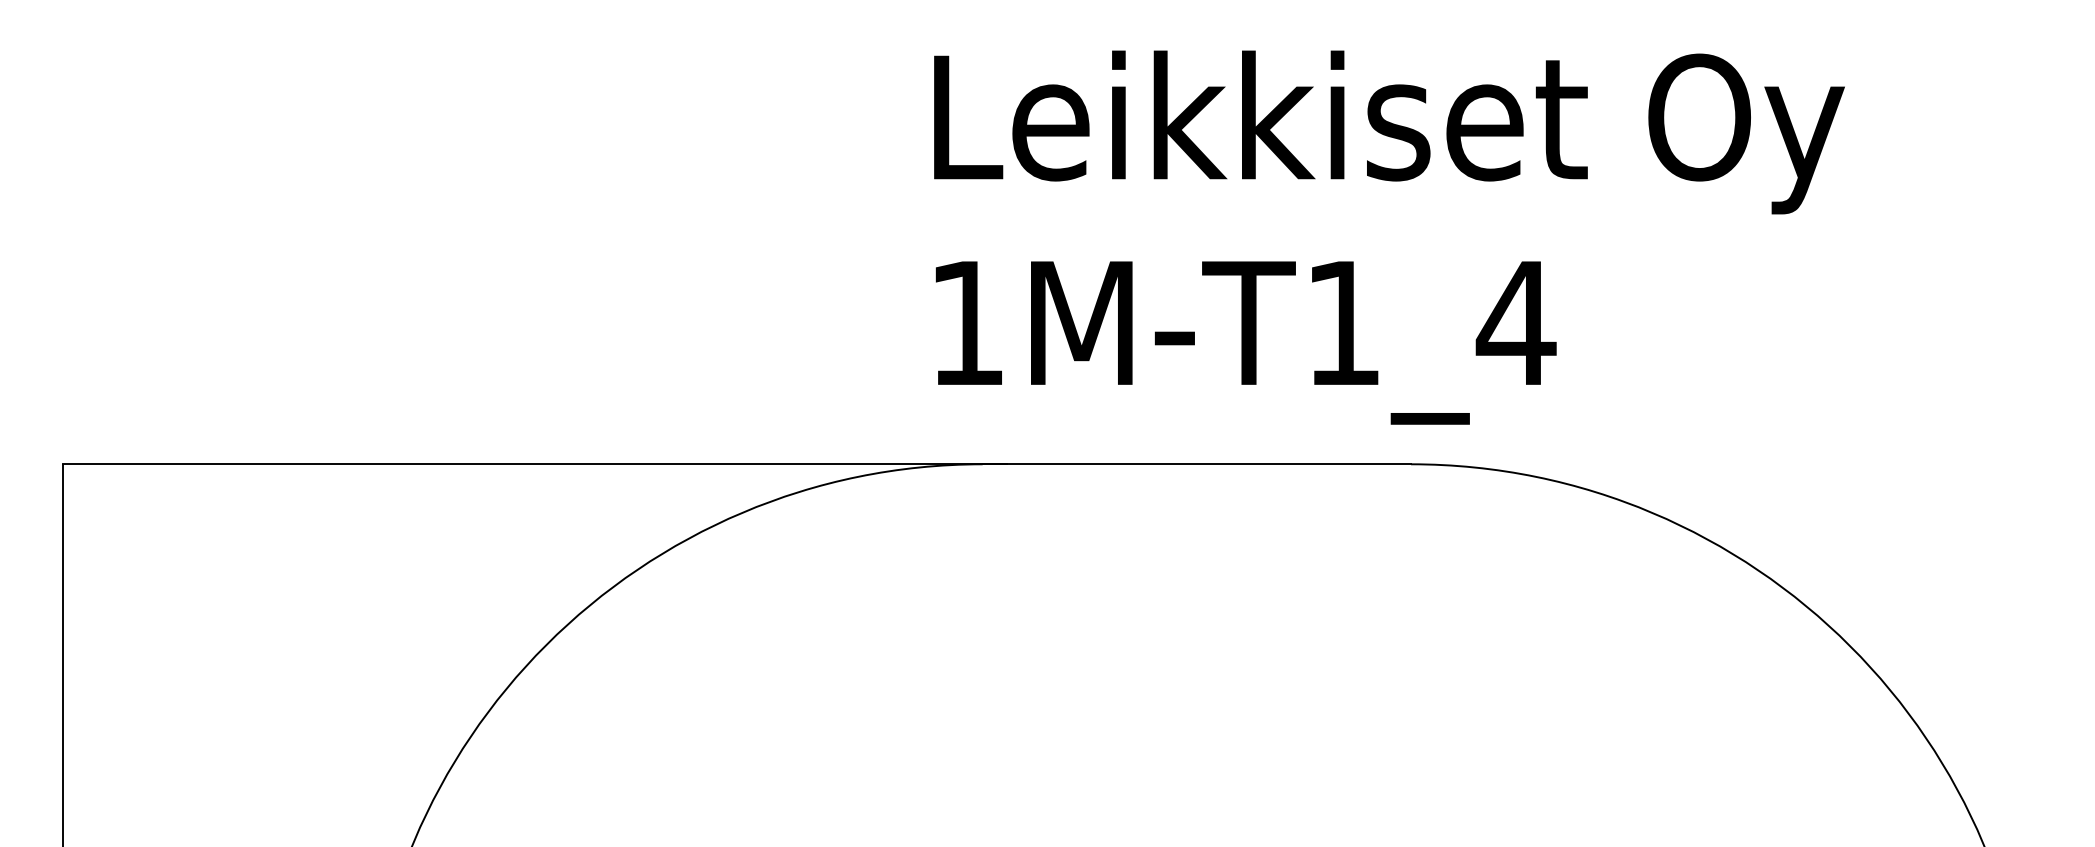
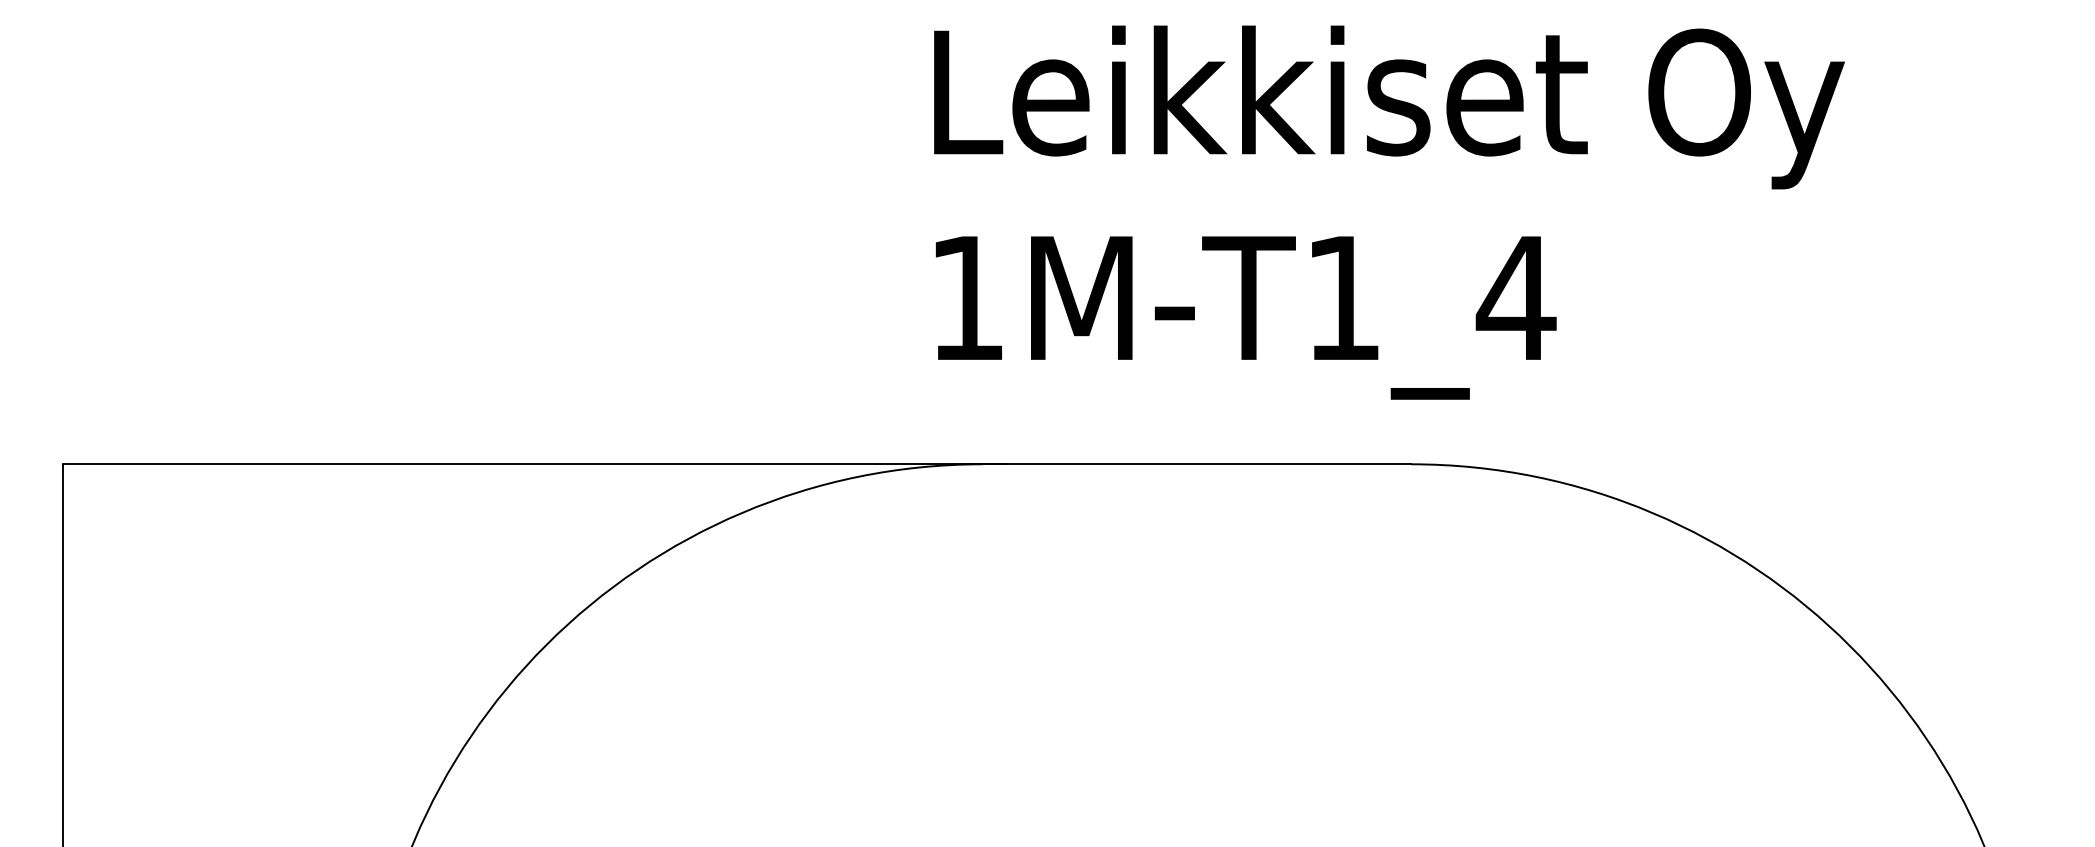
text position: (1389, 237) -> (1389, 212) (1389, 212)
